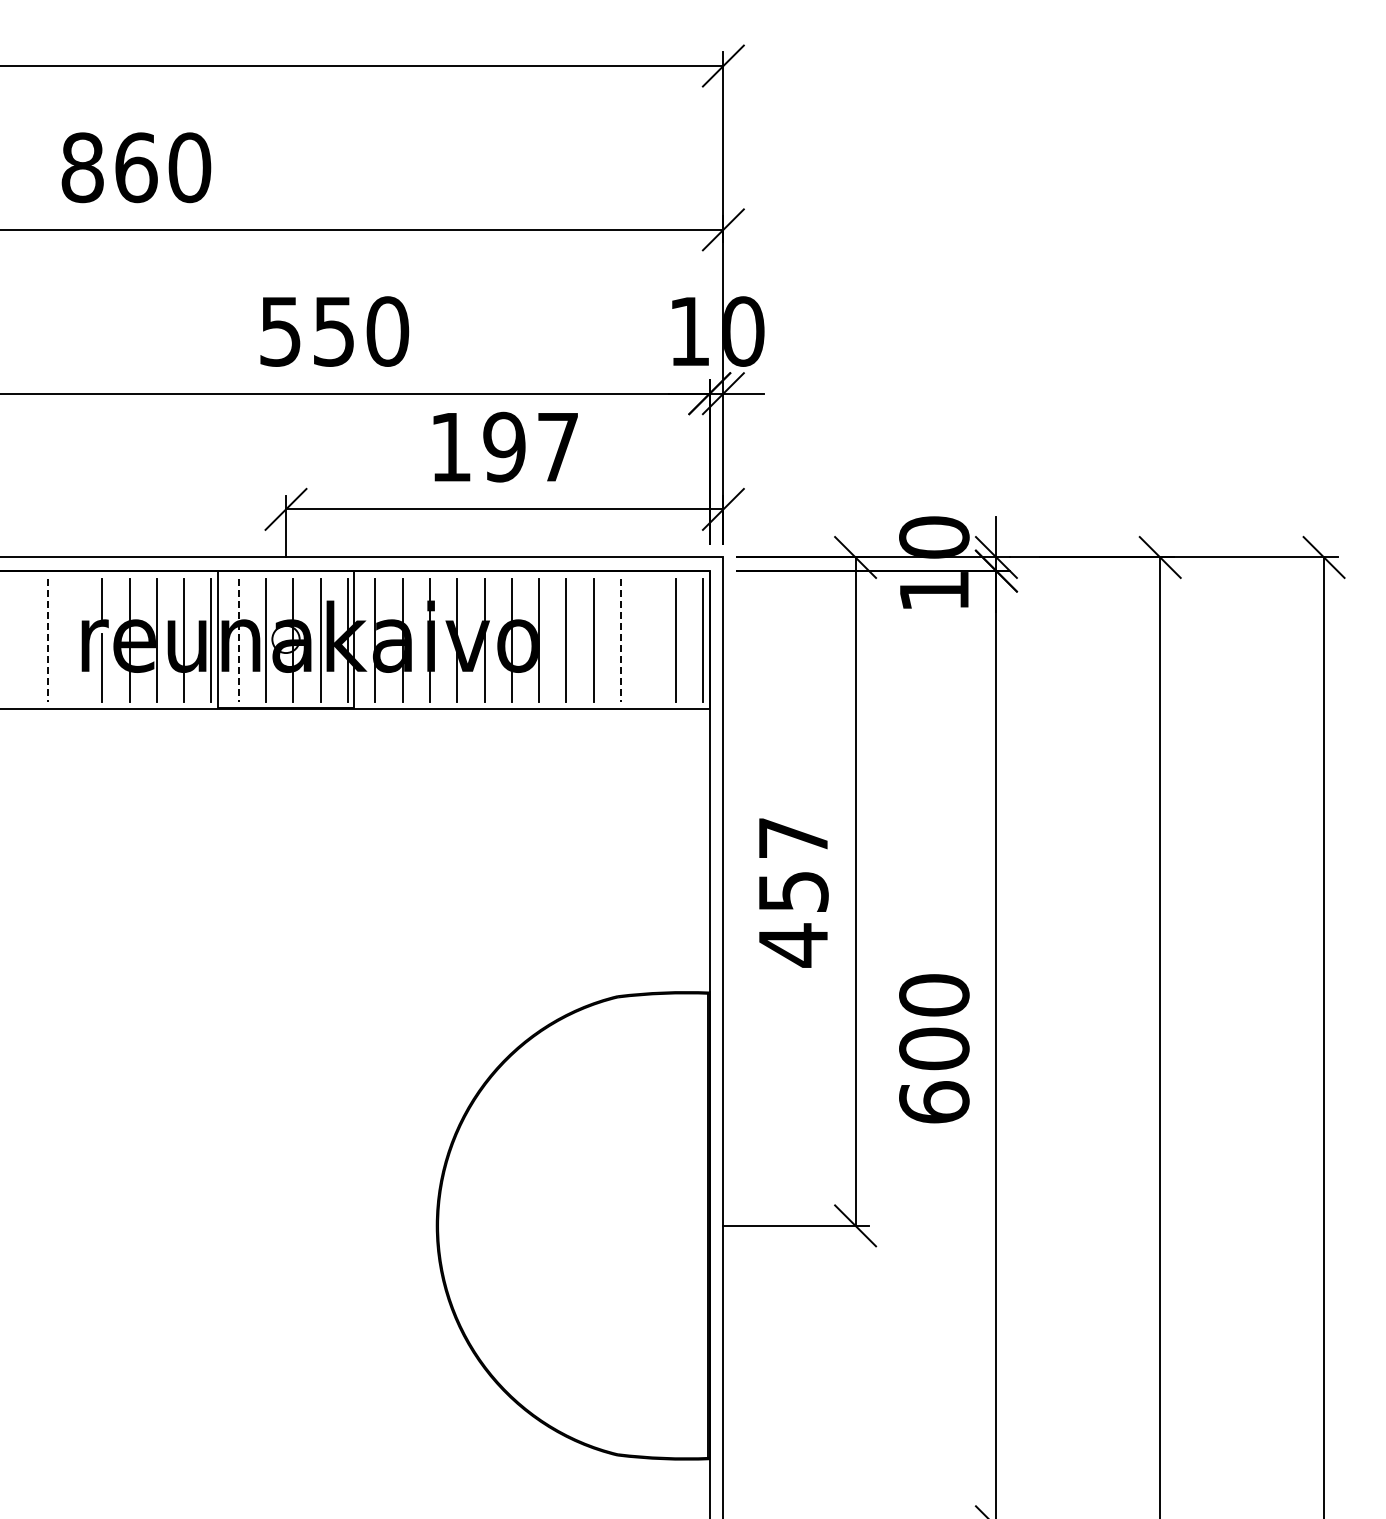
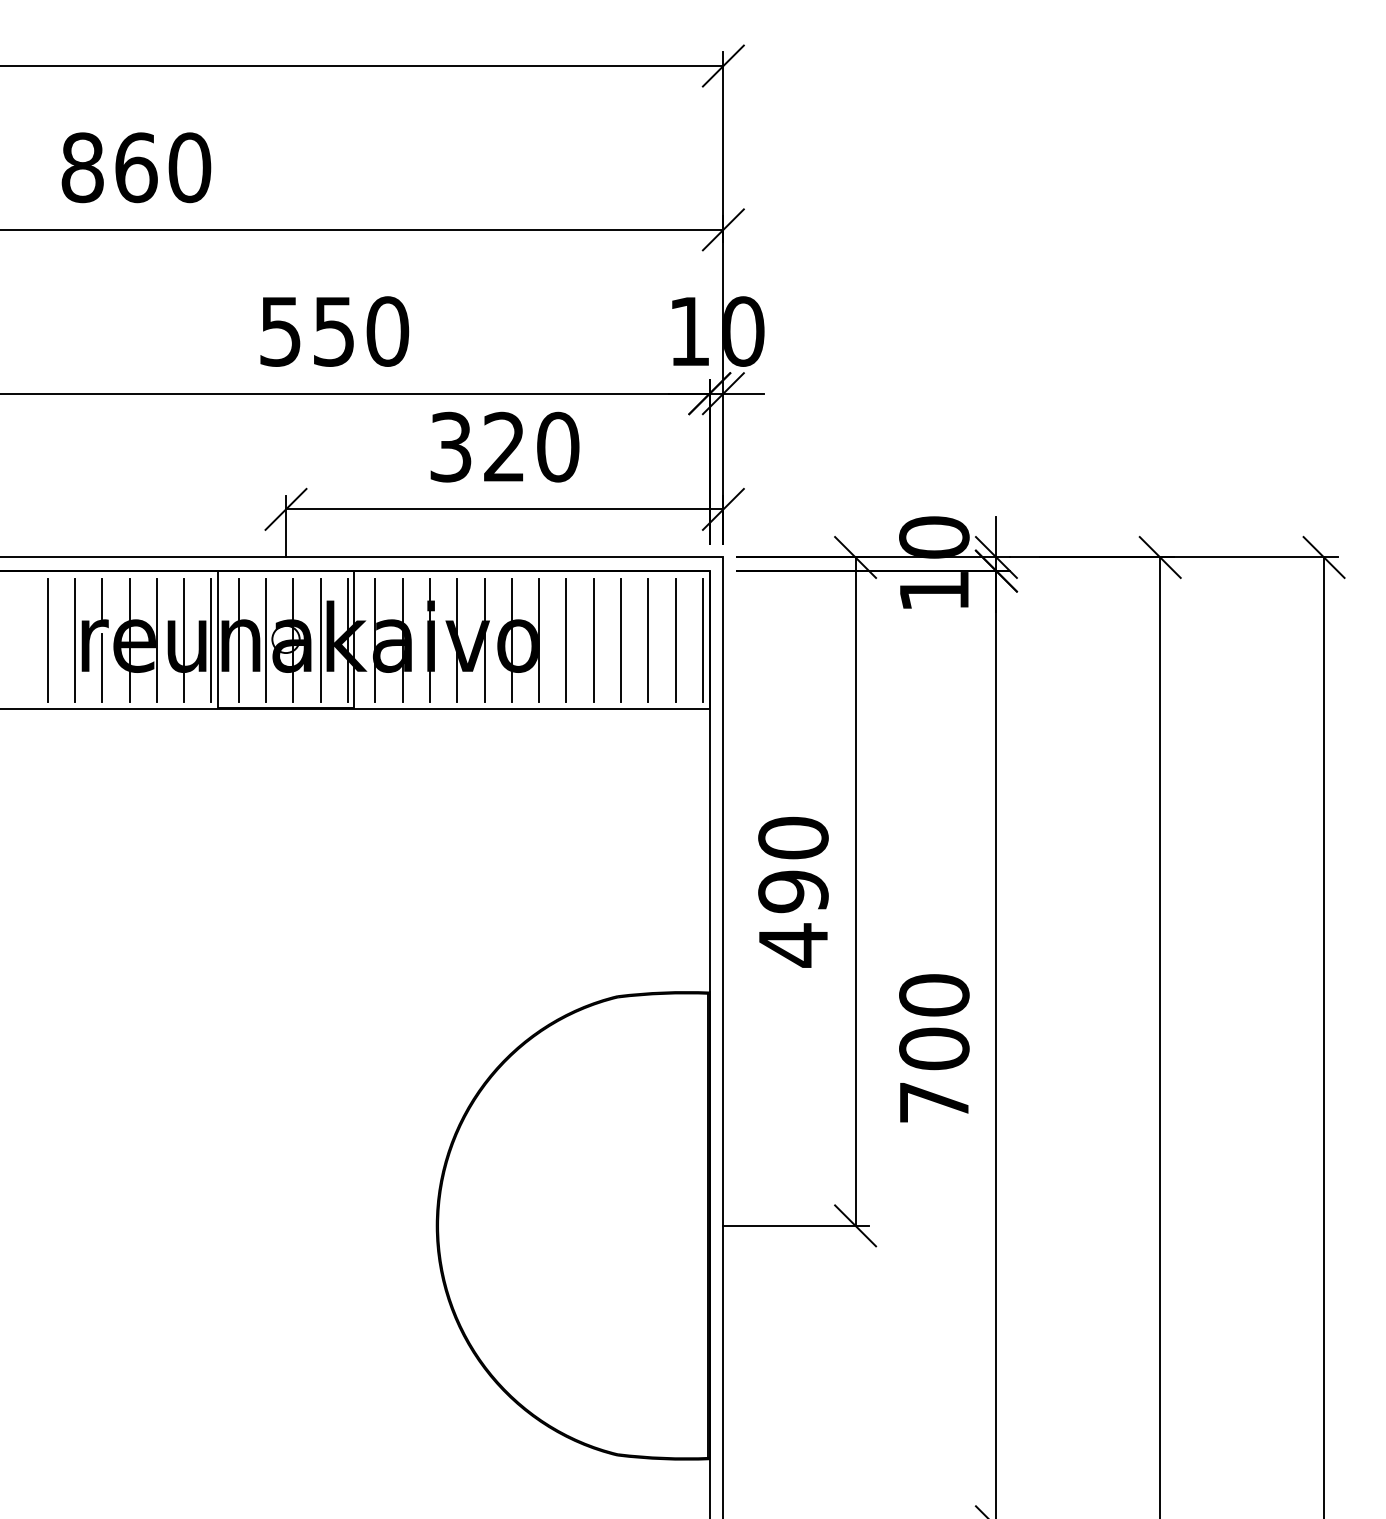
text: 197 -> 320 (504, 446)
line: none -> present (74, 640)
line: none -> present (648, 640)
line: dashed -> solid (47, 641)
line: dashed -> solid (238, 641)
line: dashed -> solid (621, 641)
text: 457 -> 490 (793, 864)
text: 600 -> 700 (934, 1102)
